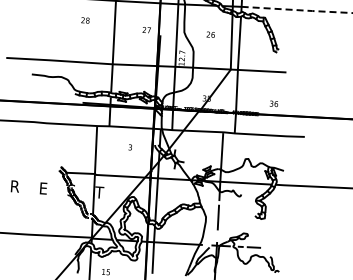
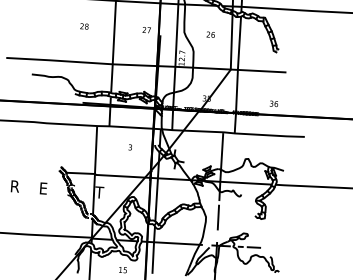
line: dashed -> solid (297, 10)
text position: (85, 20) -> (84, 26) (84, 26)
text position: (105, 272) -> (122, 270) (122, 270)
